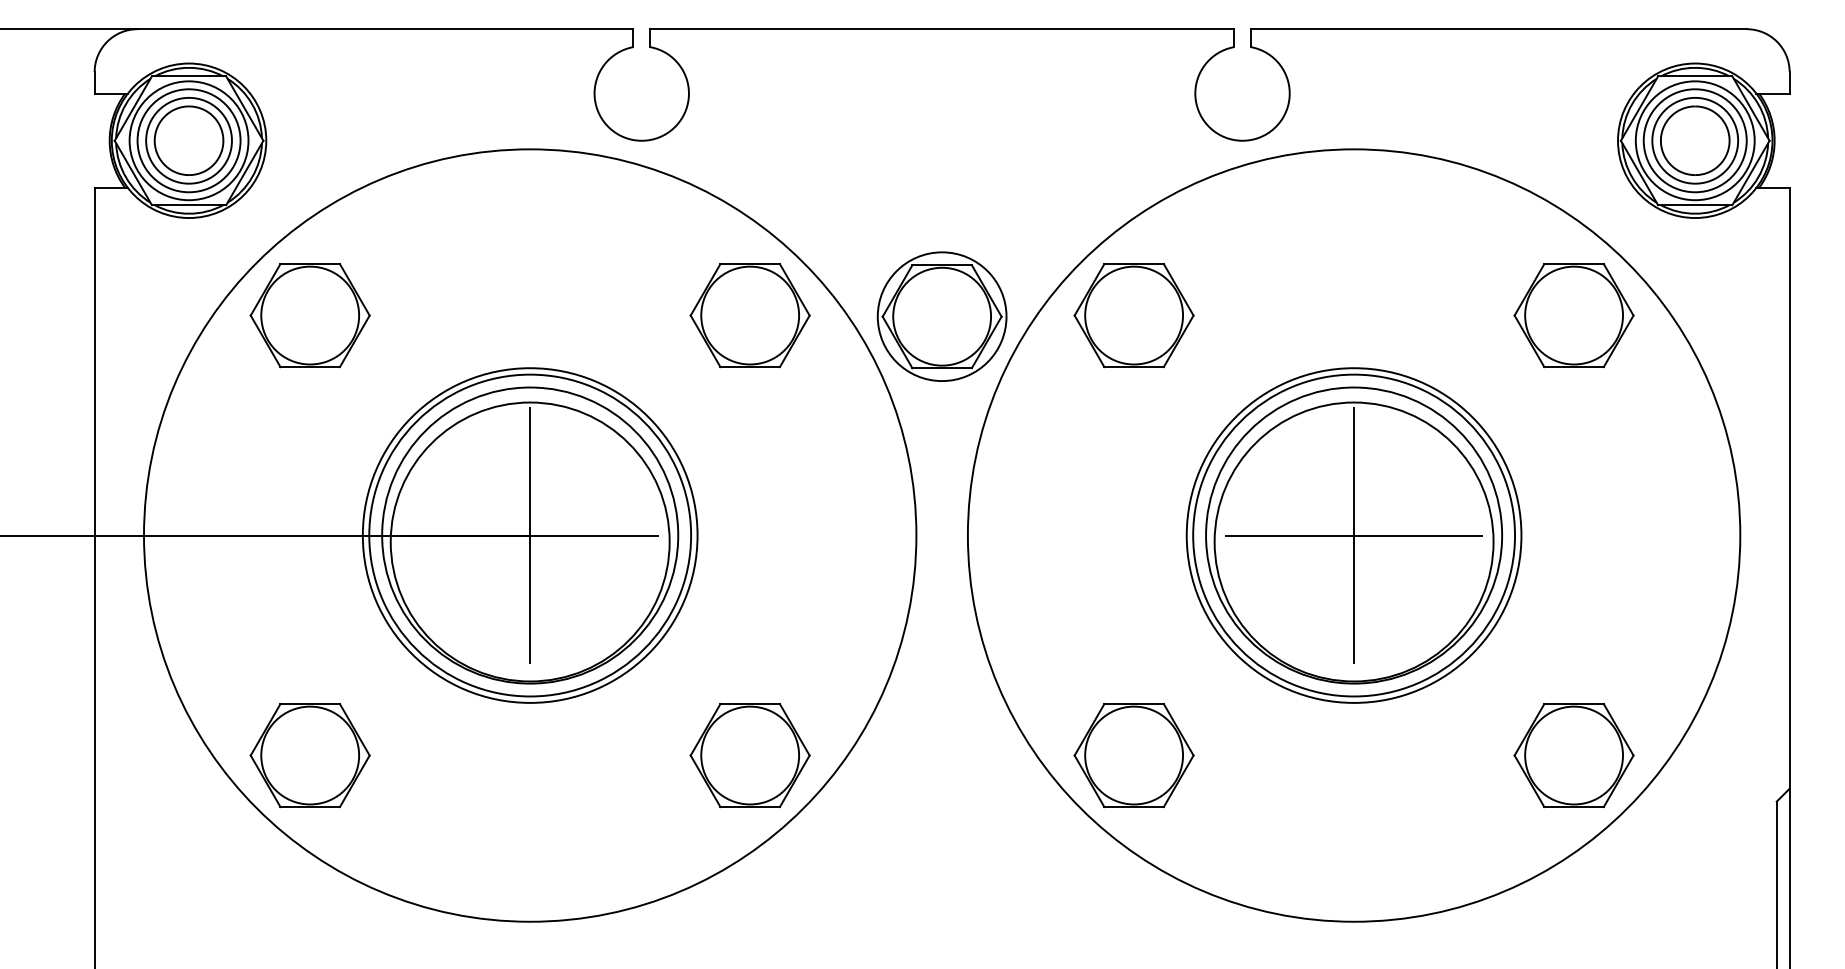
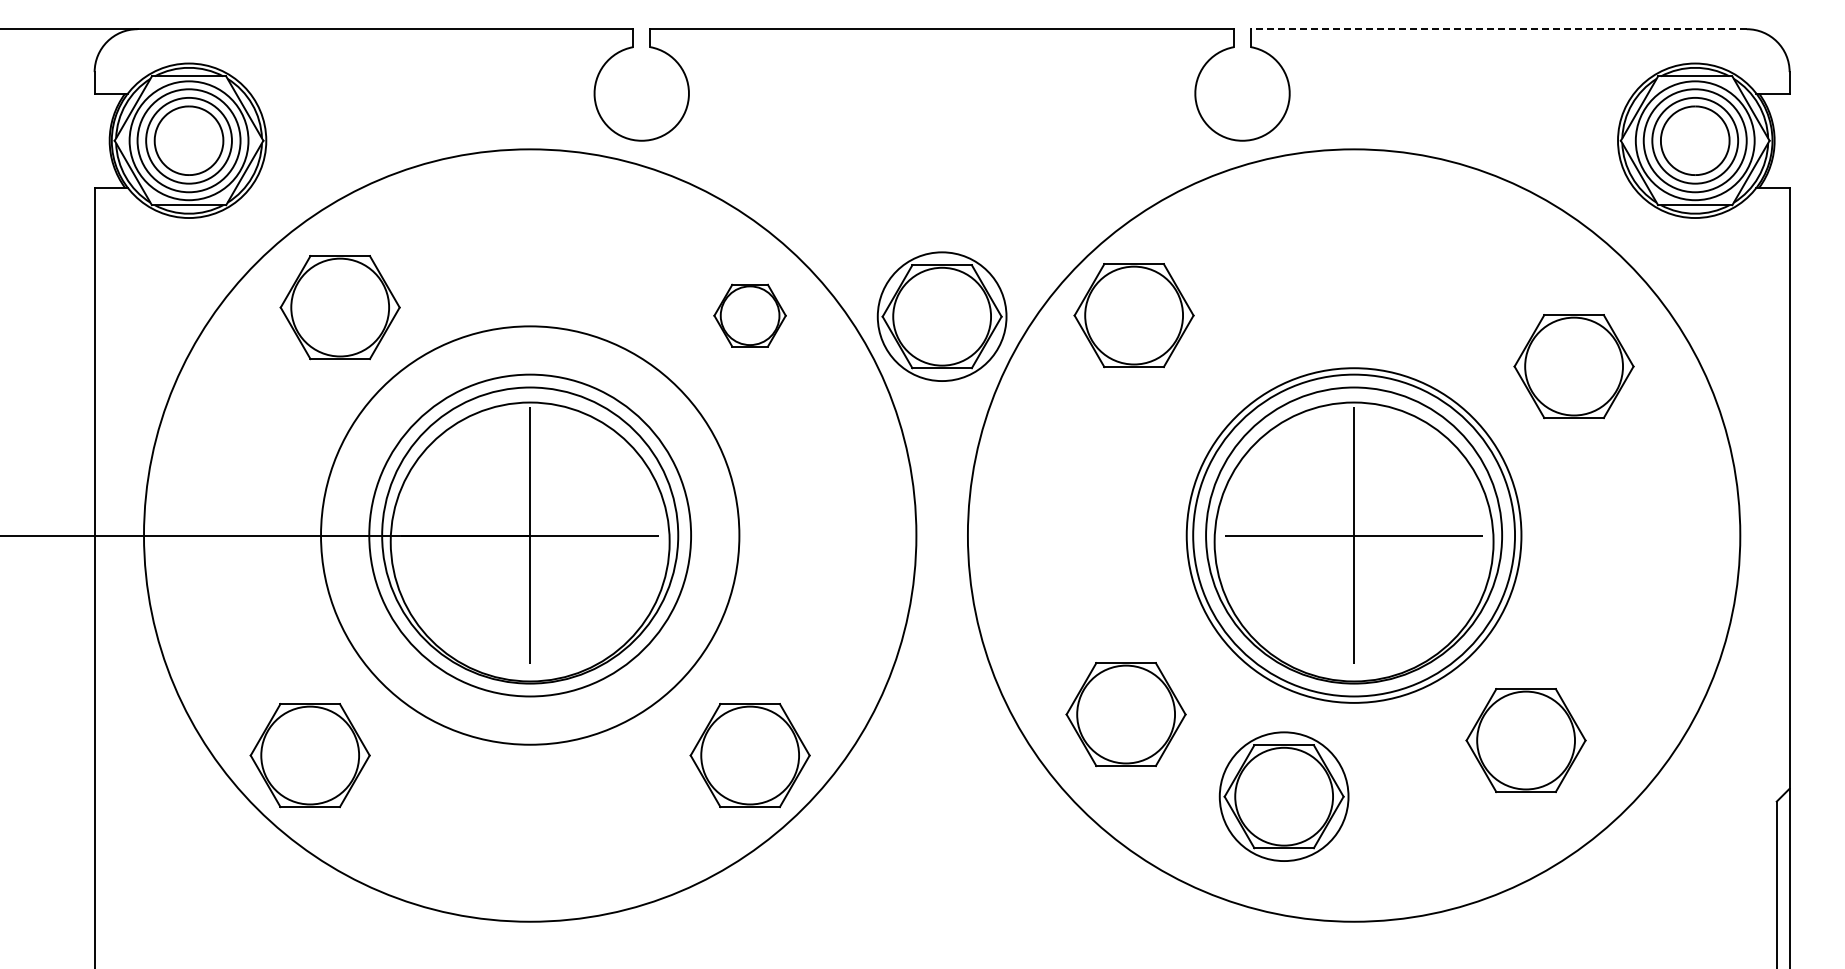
line: solid -> dashed (1498, 29)
part position: (309, 315) -> (339, 307) (339, 307)
part size: 122x106 px -> 74x65 px (749, 315)
part position: (1573, 315) -> (1573, 366) (1573, 366)
circle diameter: 335 px -> 418 px (530, 535)
part position: (1133, 755) -> (1125, 714) (1125, 714)
part position: (1573, 755) -> (1525, 740) (1525, 740)
part: none -> present (1283, 796)
